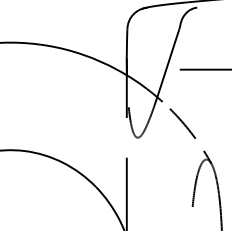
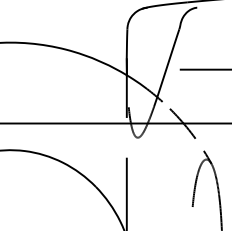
line: none -> present (115, 123)
